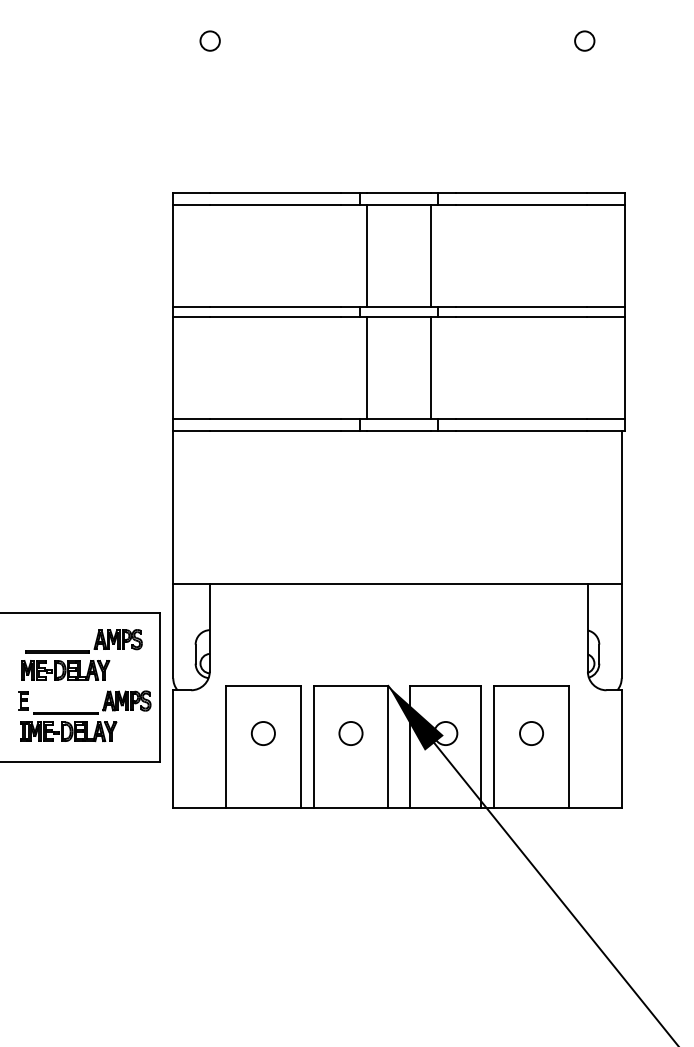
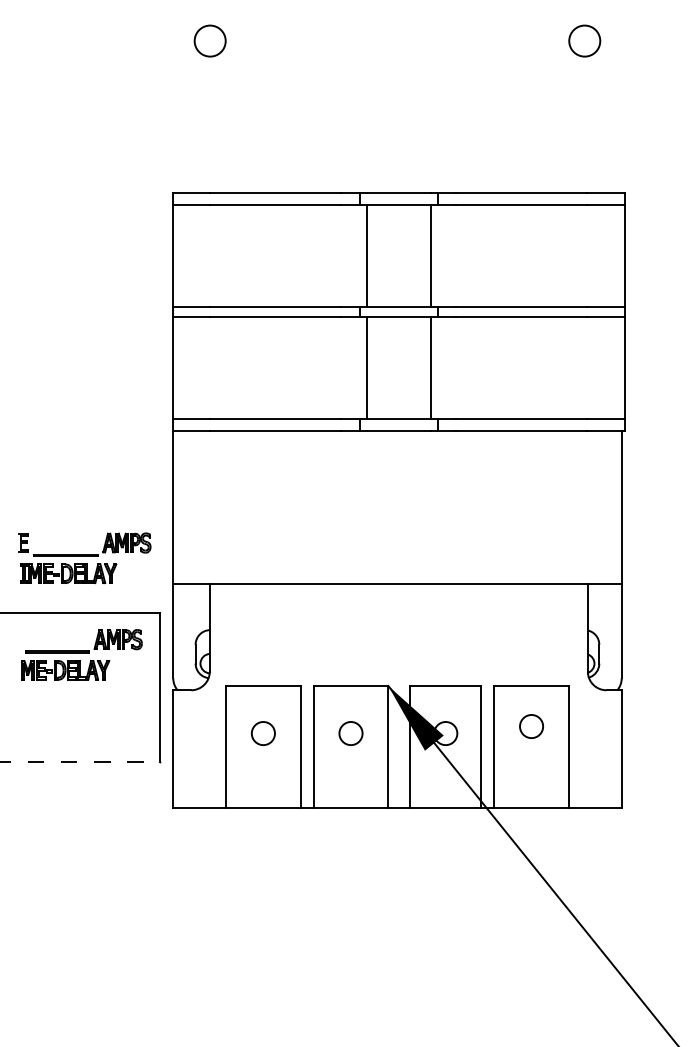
circle diameter: 19 px -> 31 px (209, 40)
circle diameter: 19 px -> 31 px (584, 40)
part position: (84, 716) -> (84, 558) (84, 558)
circle position: (531, 733) -> (531, 726) (531, 726)
line: solid -> dashed (80, 762)
